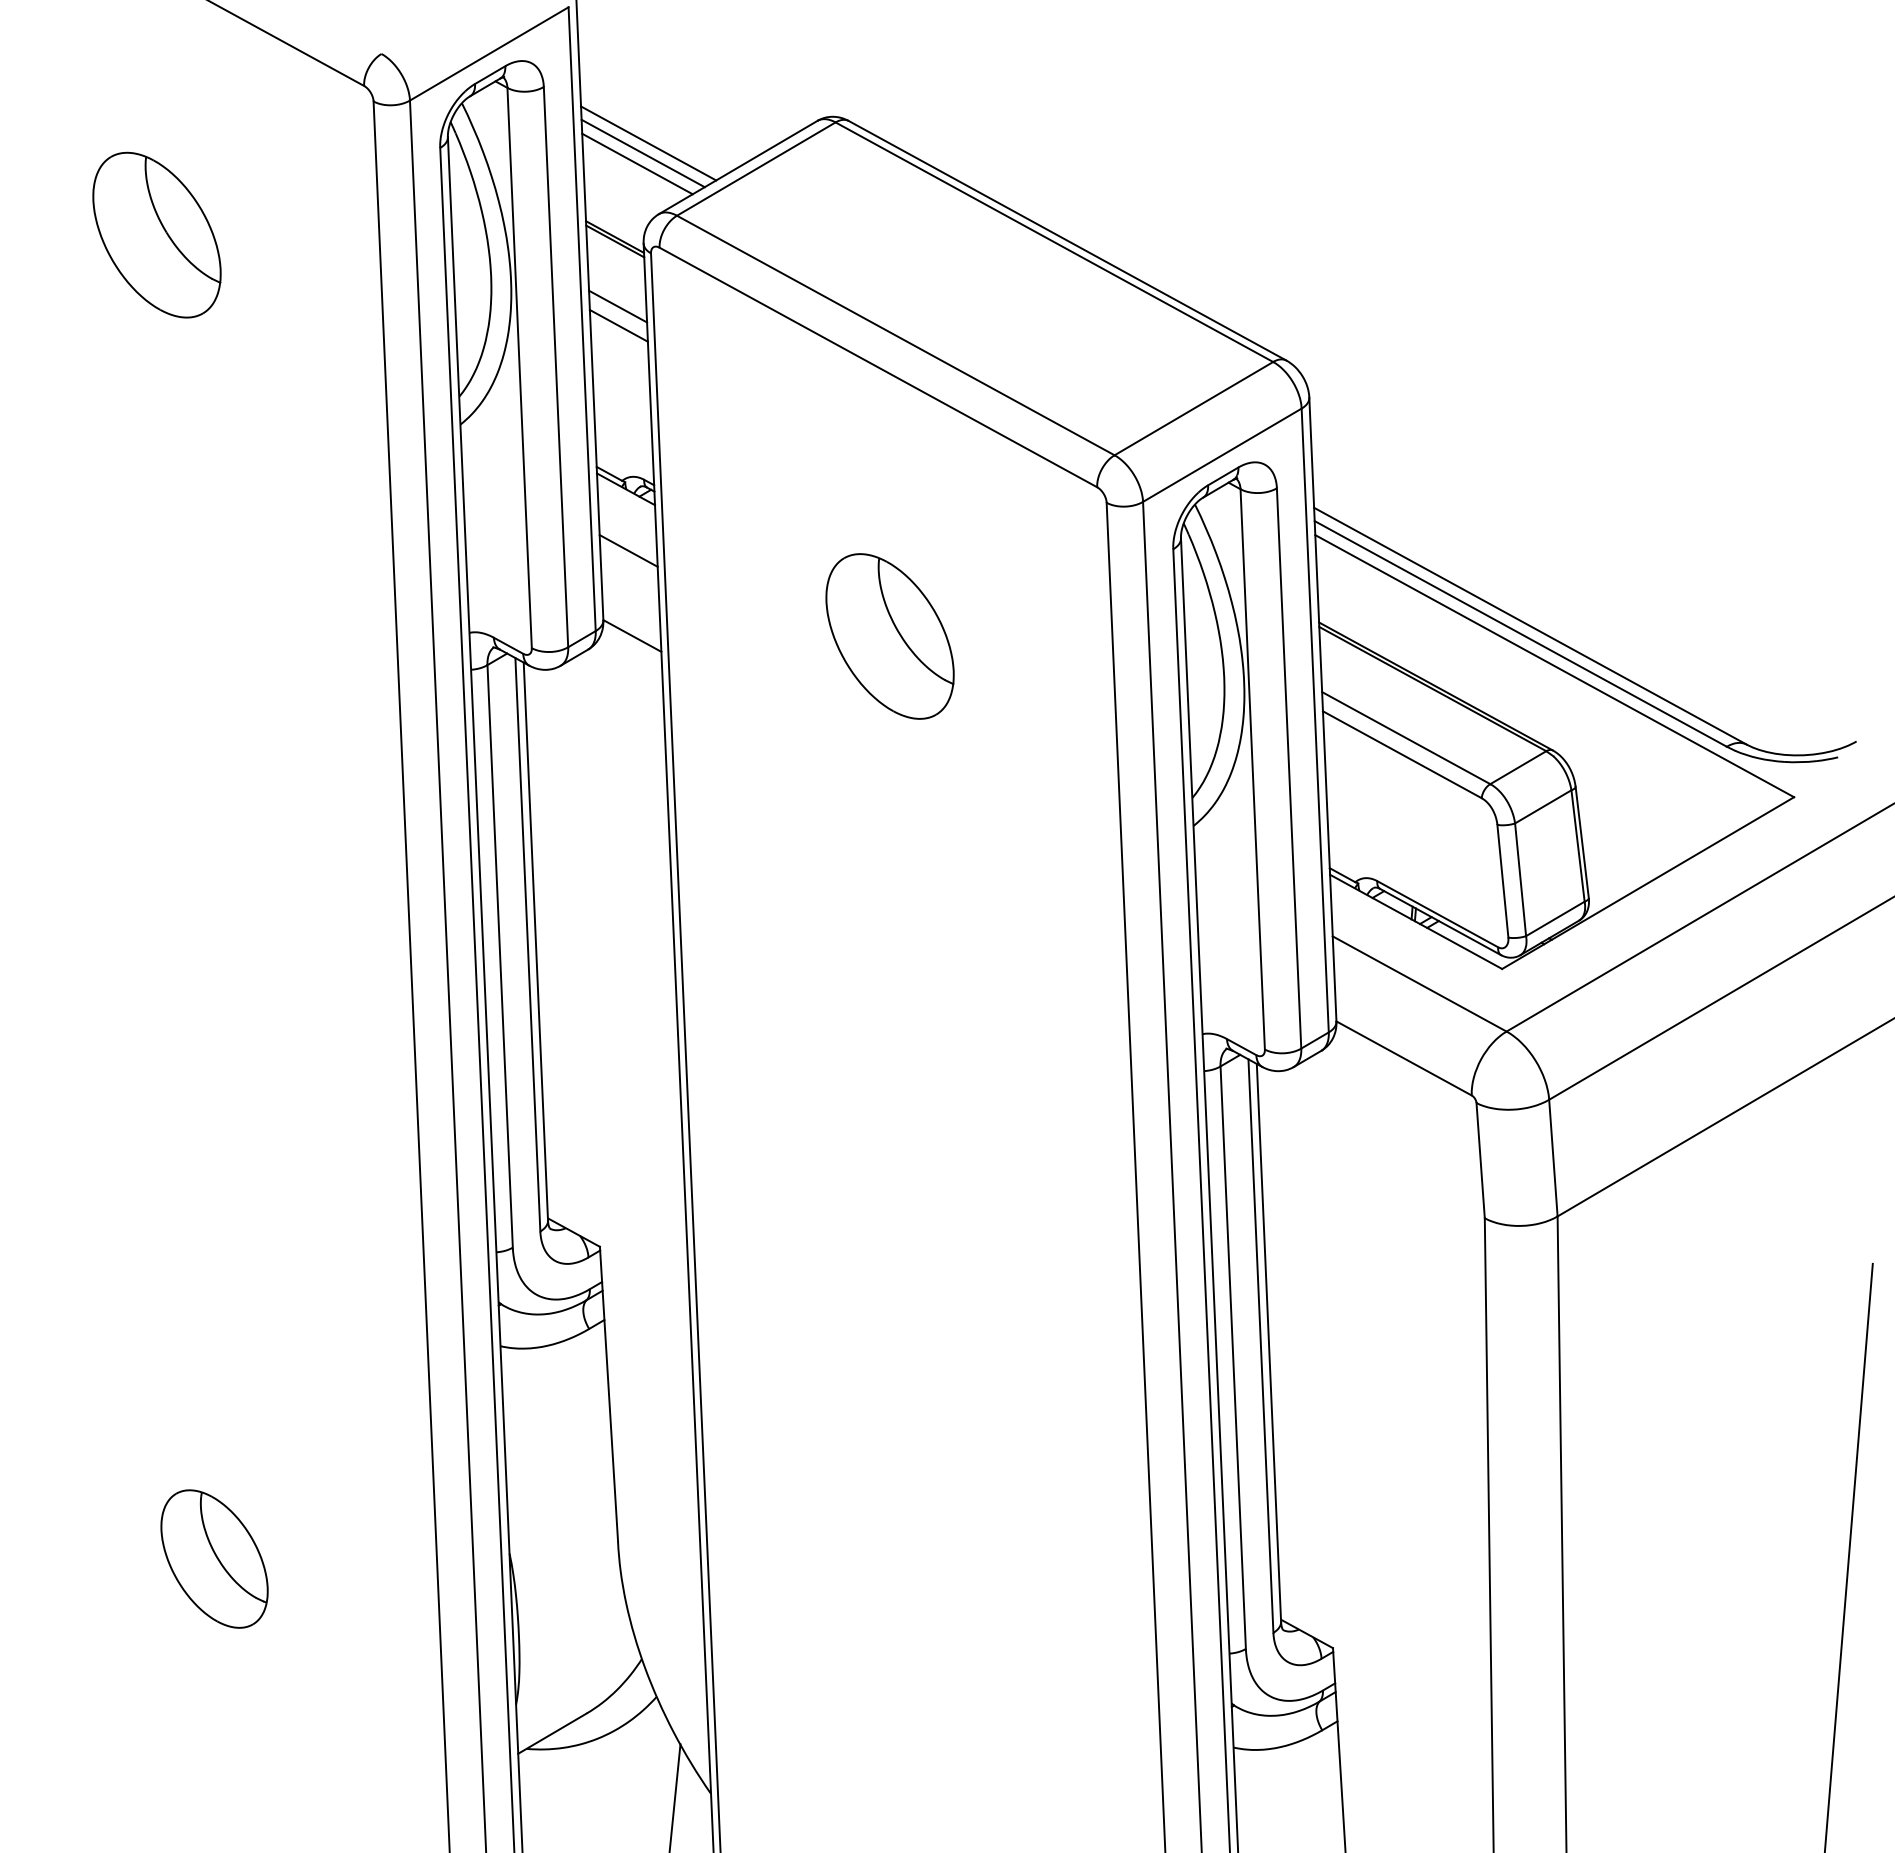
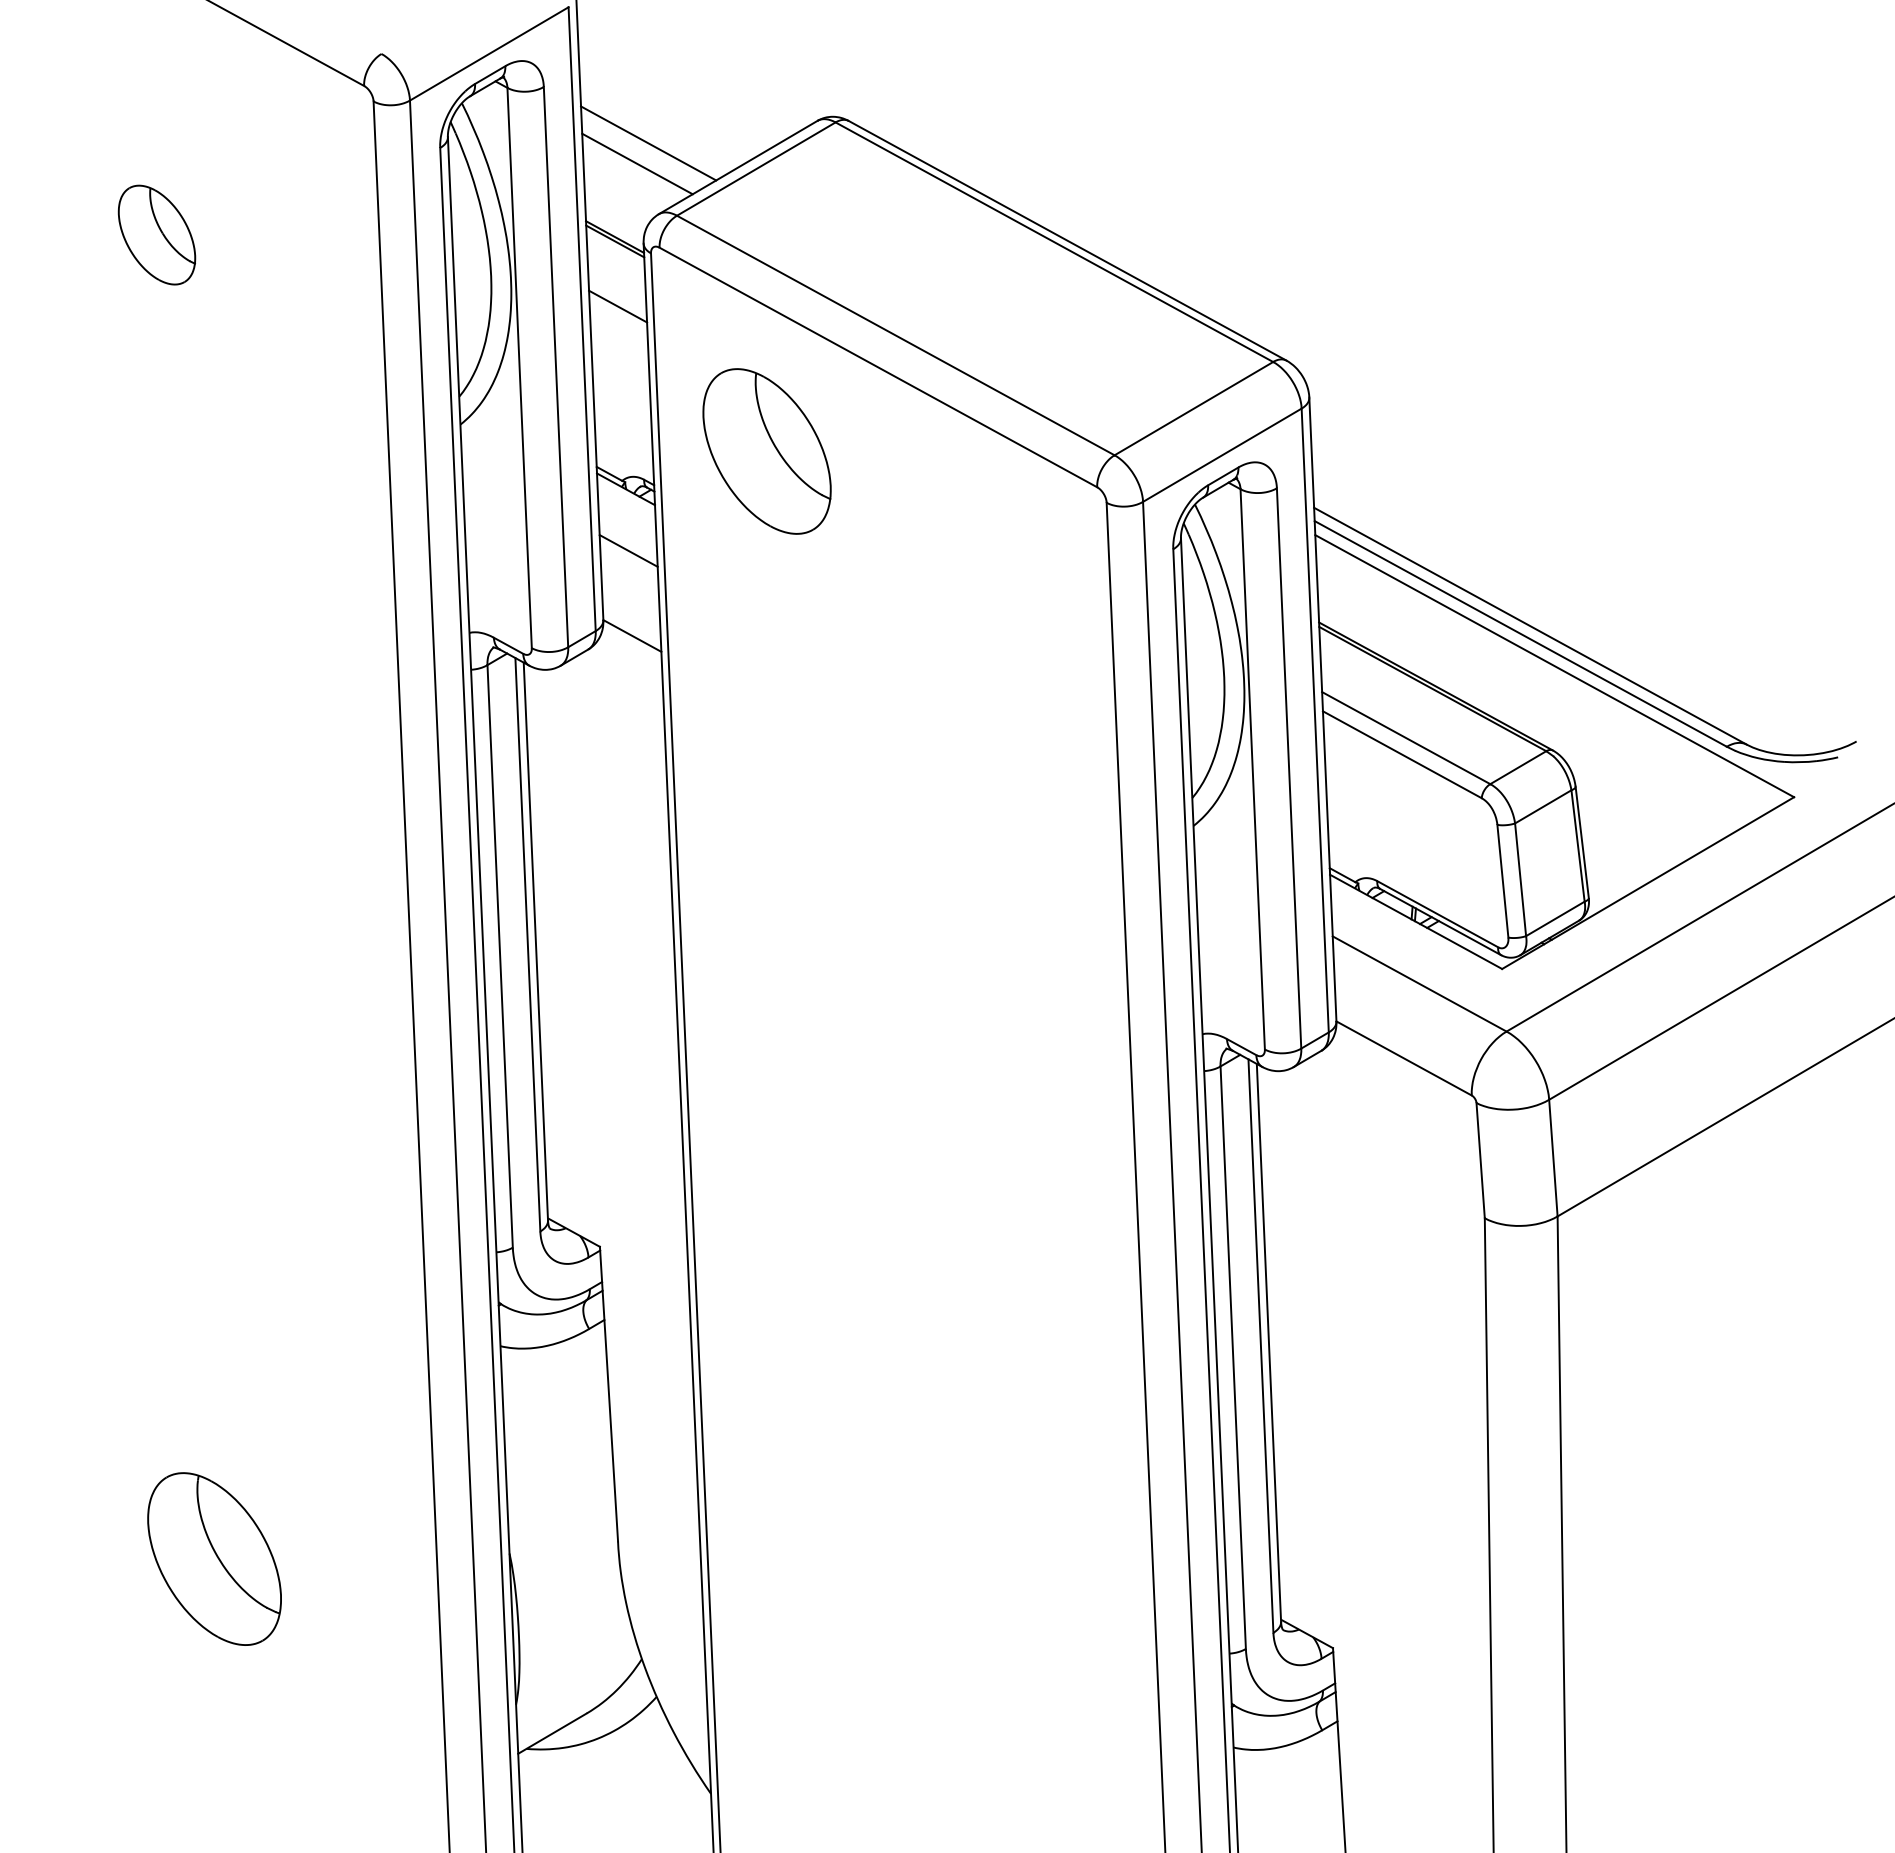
line: present -> none (642, 153)
part size: 130x168 px -> 80x102 px (156, 234)
line: present -> none (618, 325)
part position: (889, 636) -> (766, 451) (766, 451)
line: present -> none (1848, 1556)
part size: 109x140 px -> 135x174 px (214, 1558)
line: present -> none (674, 1796)
